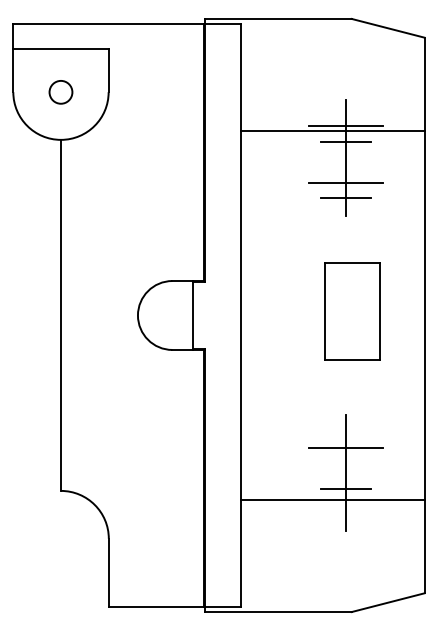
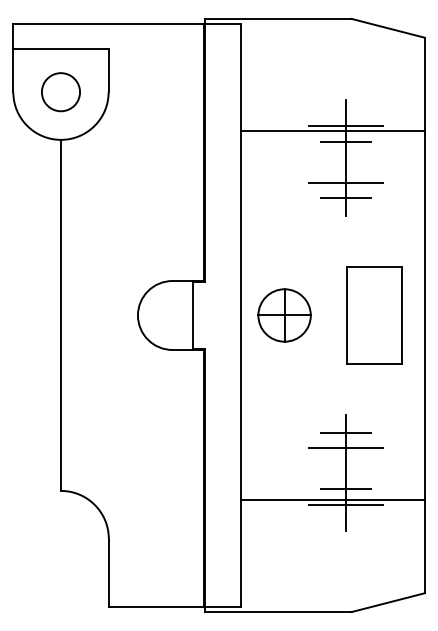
circle size: 26x25 px -> 40x41 px (60, 92)
part position: (352, 311) -> (374, 315) (374, 315)
part: none -> present (284, 315)
line: none -> present (345, 432)
line: none -> present (345, 504)
